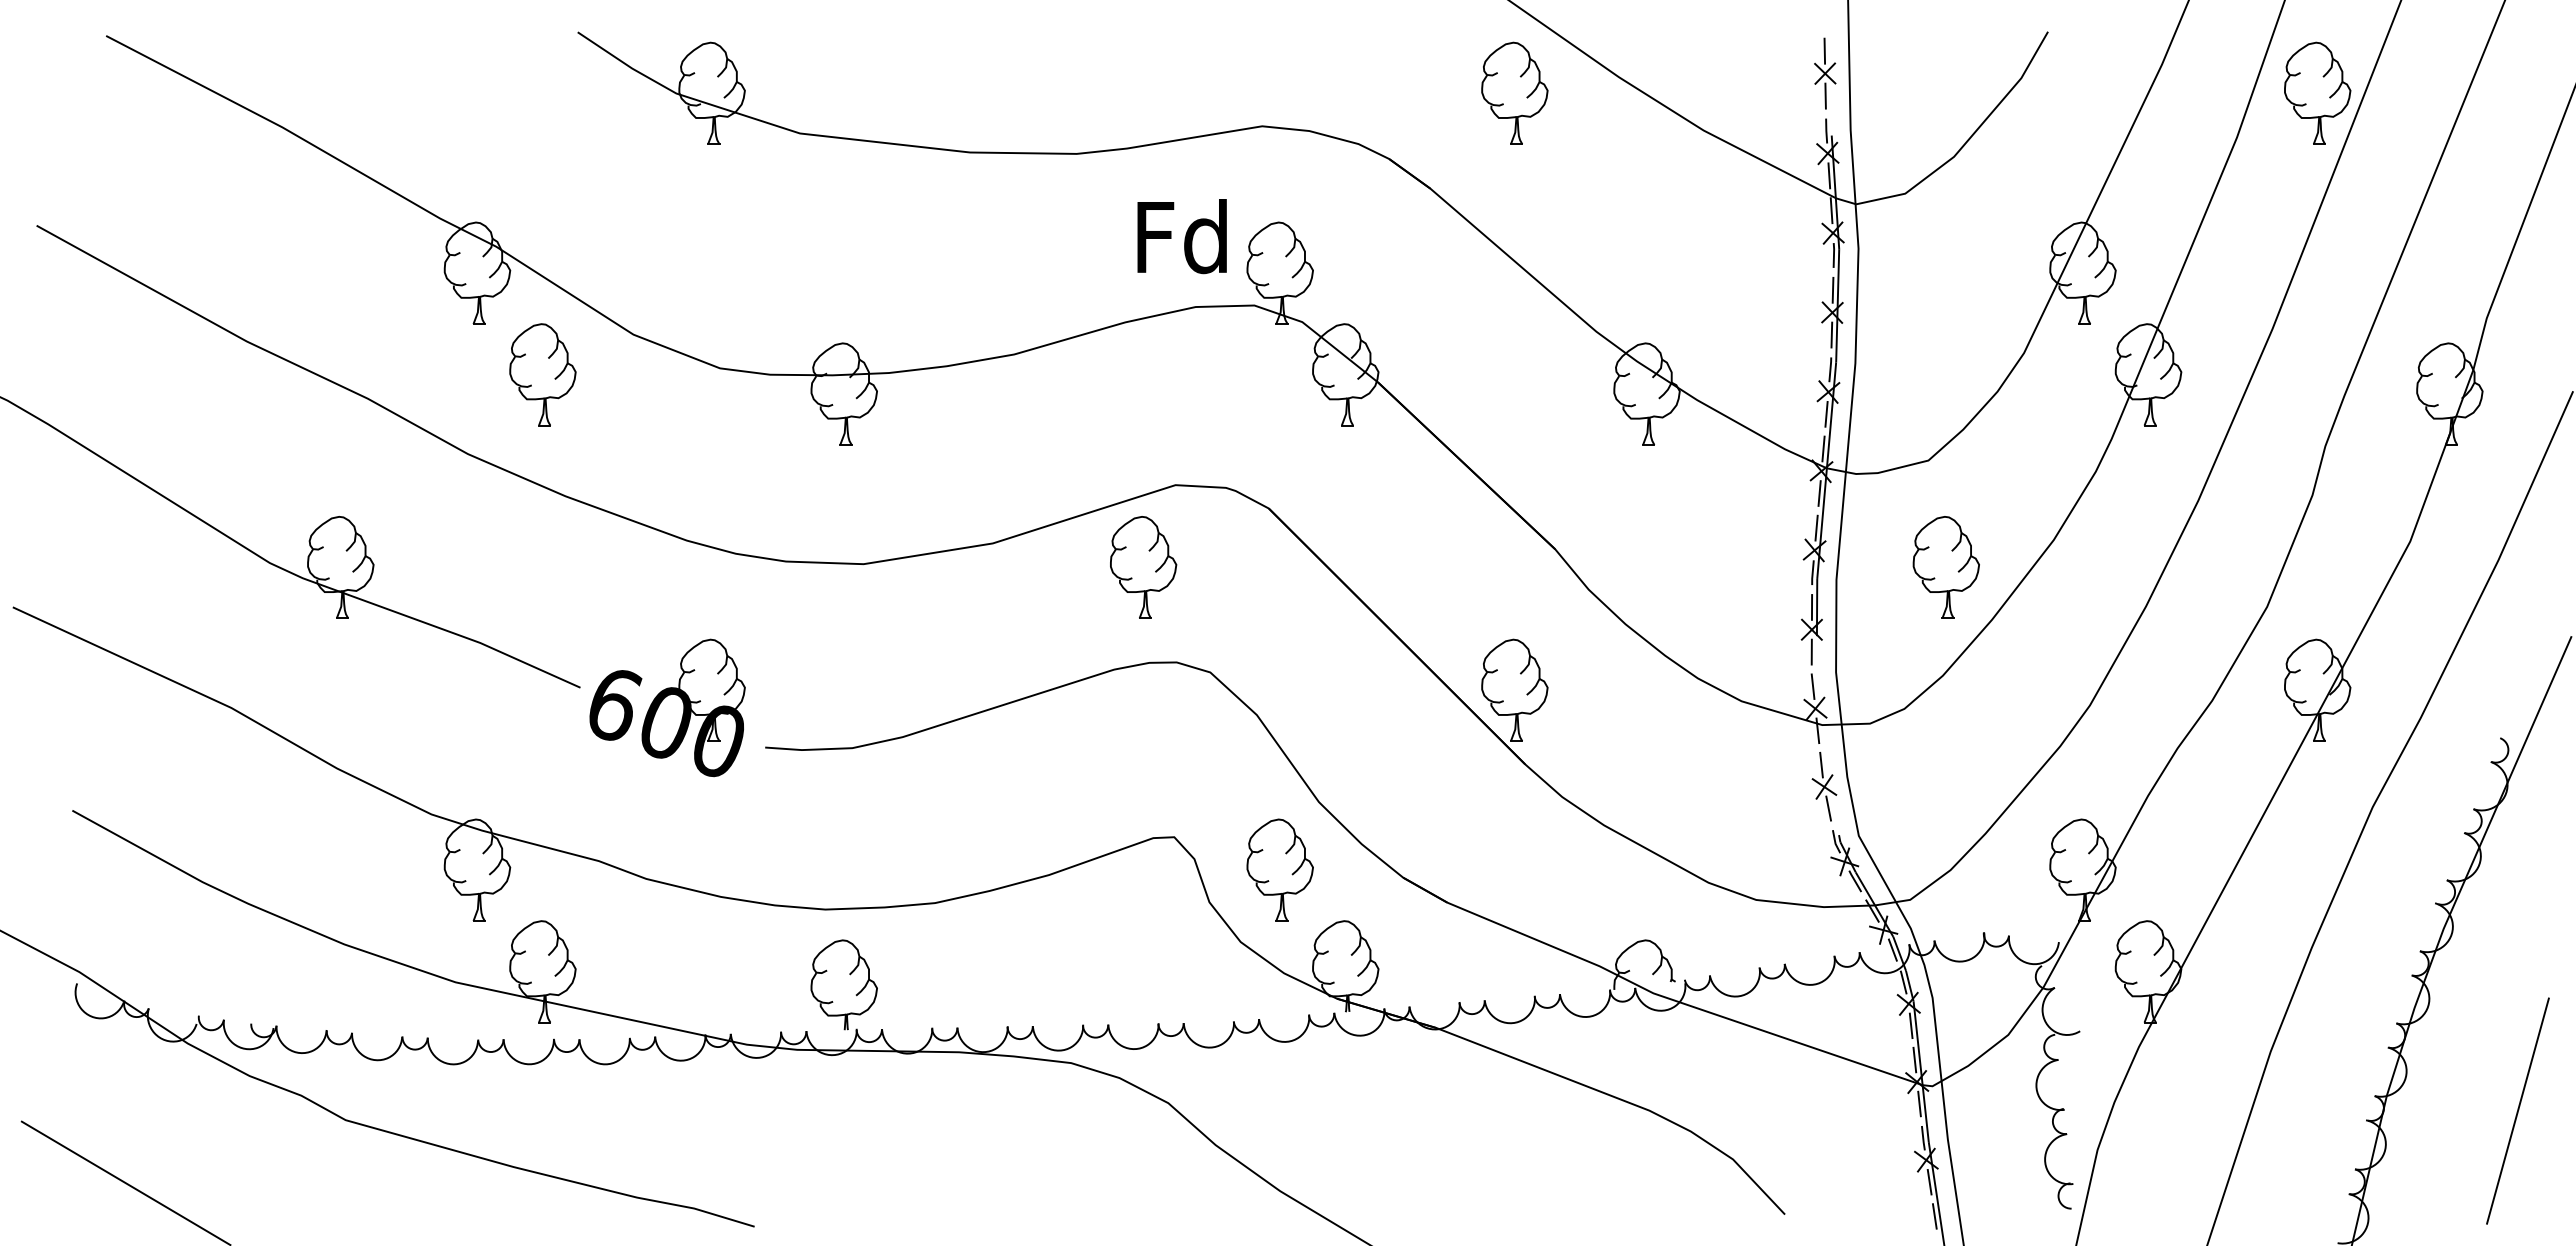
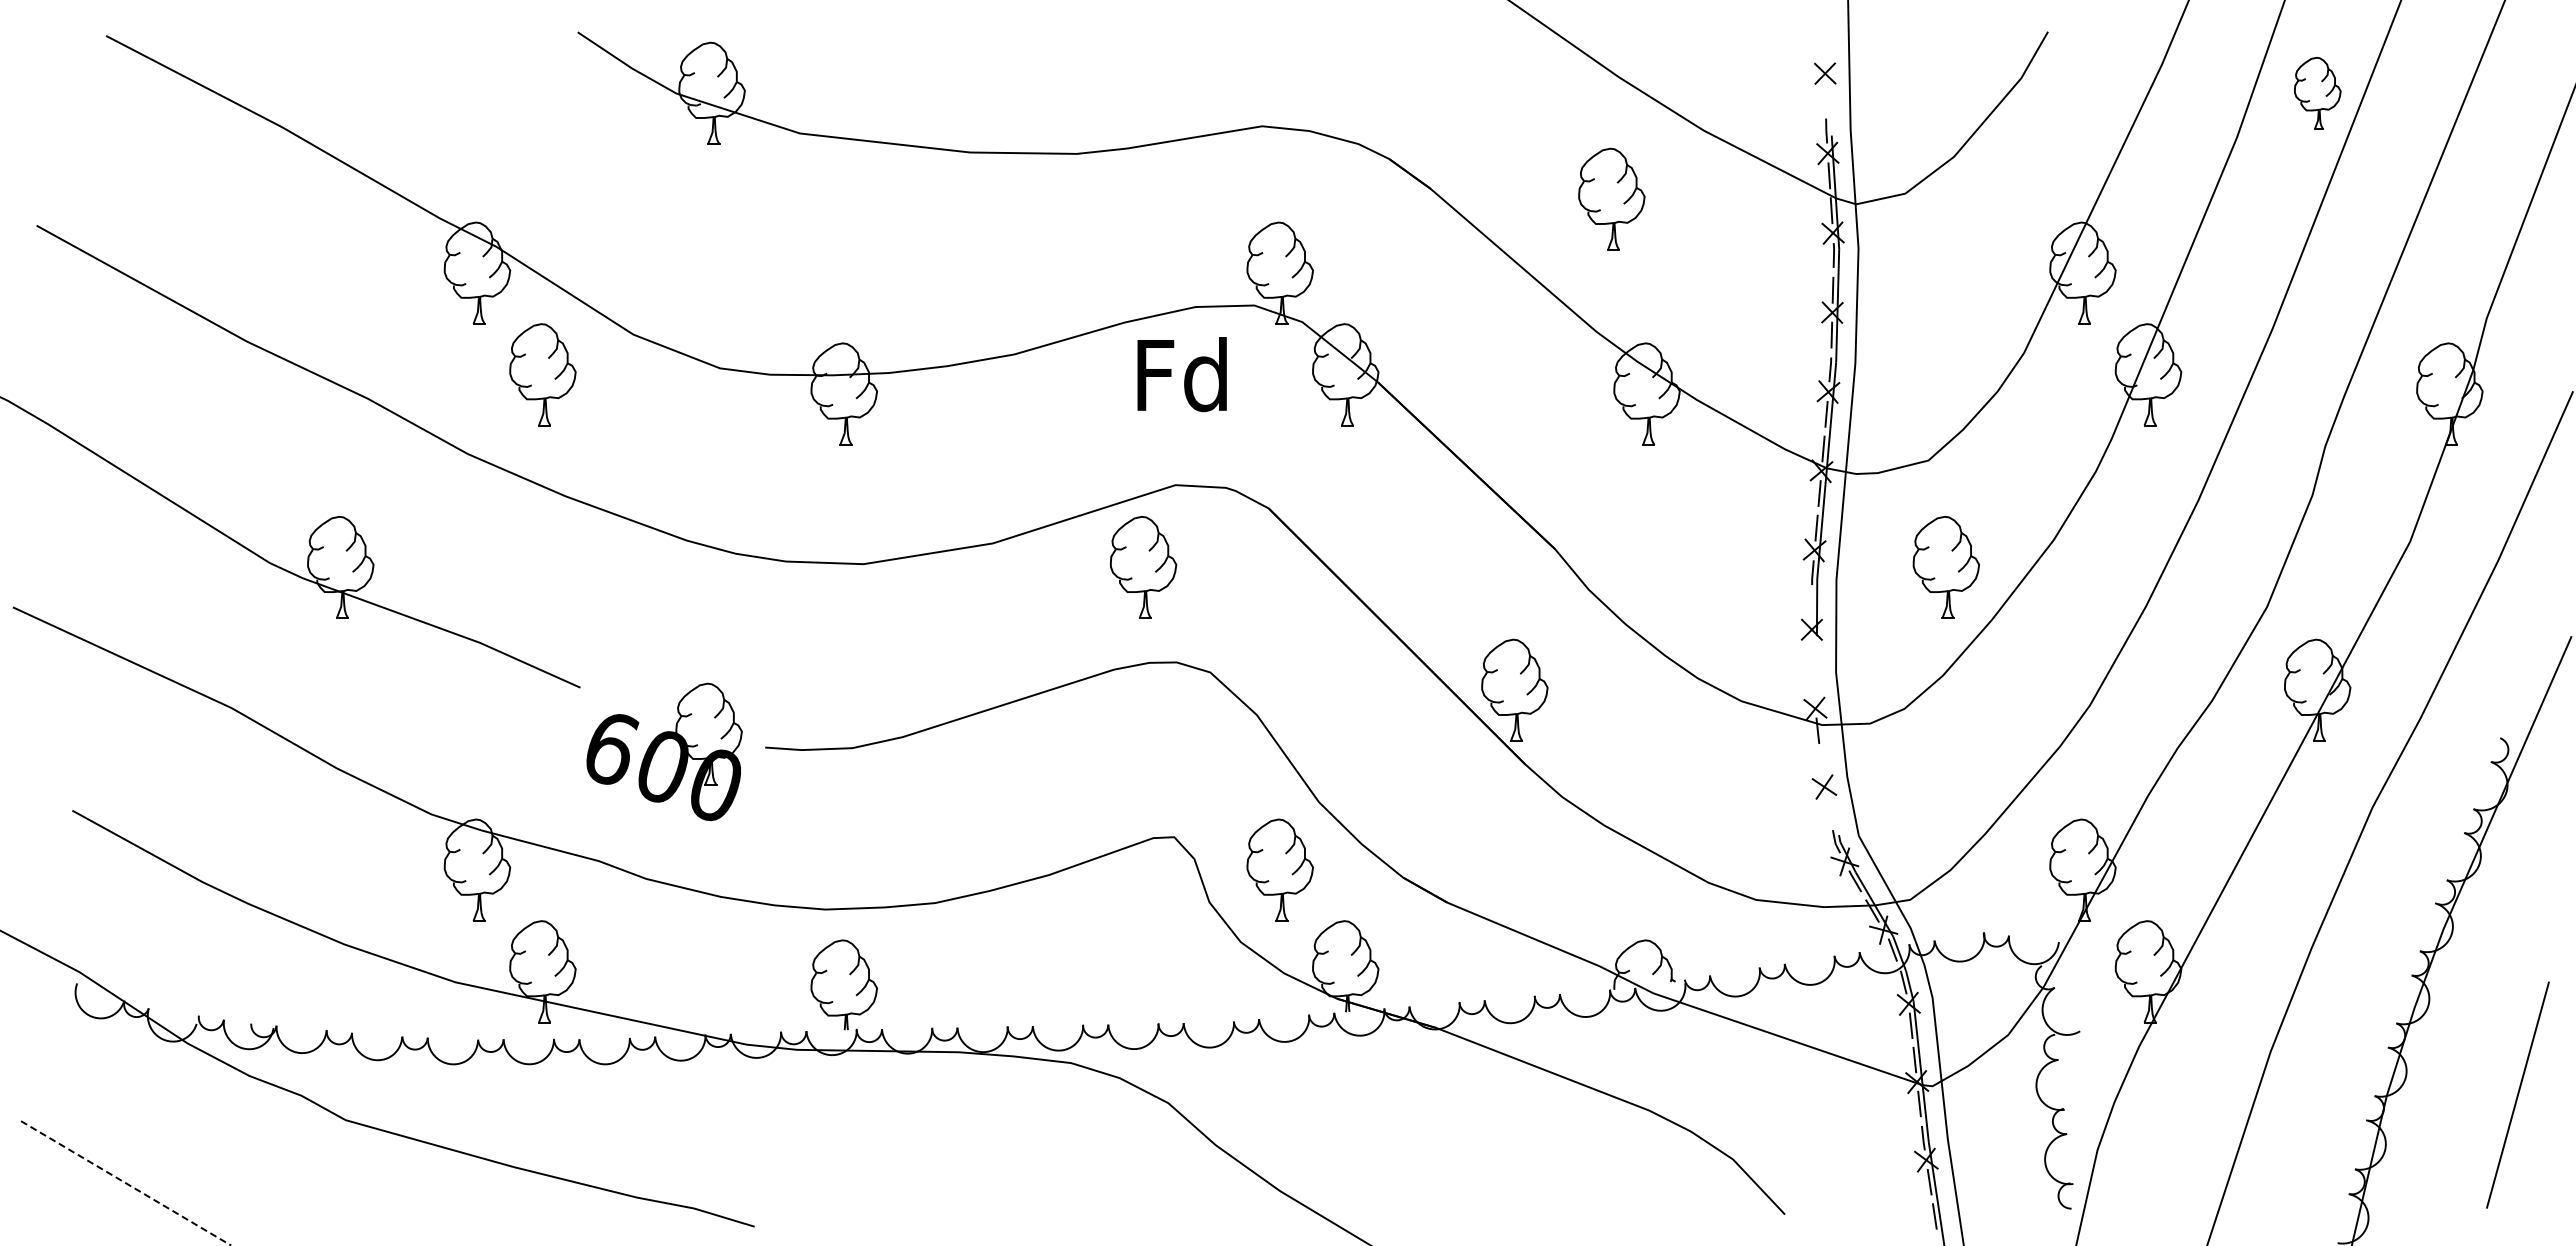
line: present -> none (1824, 50)
part position: (1514, 92) -> (1611, 198) (1611, 198)
part size: 68x104 px -> 48x74 px (2317, 92)
line: present -> none (1825, 95)
text position: (1181, 236) -> (1181, 374) (1181, 374)
line: present -> none (1811, 607)
line: present -> none (1811, 651)
line: present -> none (1812, 686)
part position: (667, 707) -> (664, 751) (664, 751)
line: present -> none (1821, 764)
line: present -> none (1828, 808)
line position: (2517, 1110) -> (2517, 1094) (2517, 1094)
line: solid -> dashed (126, 1183)
